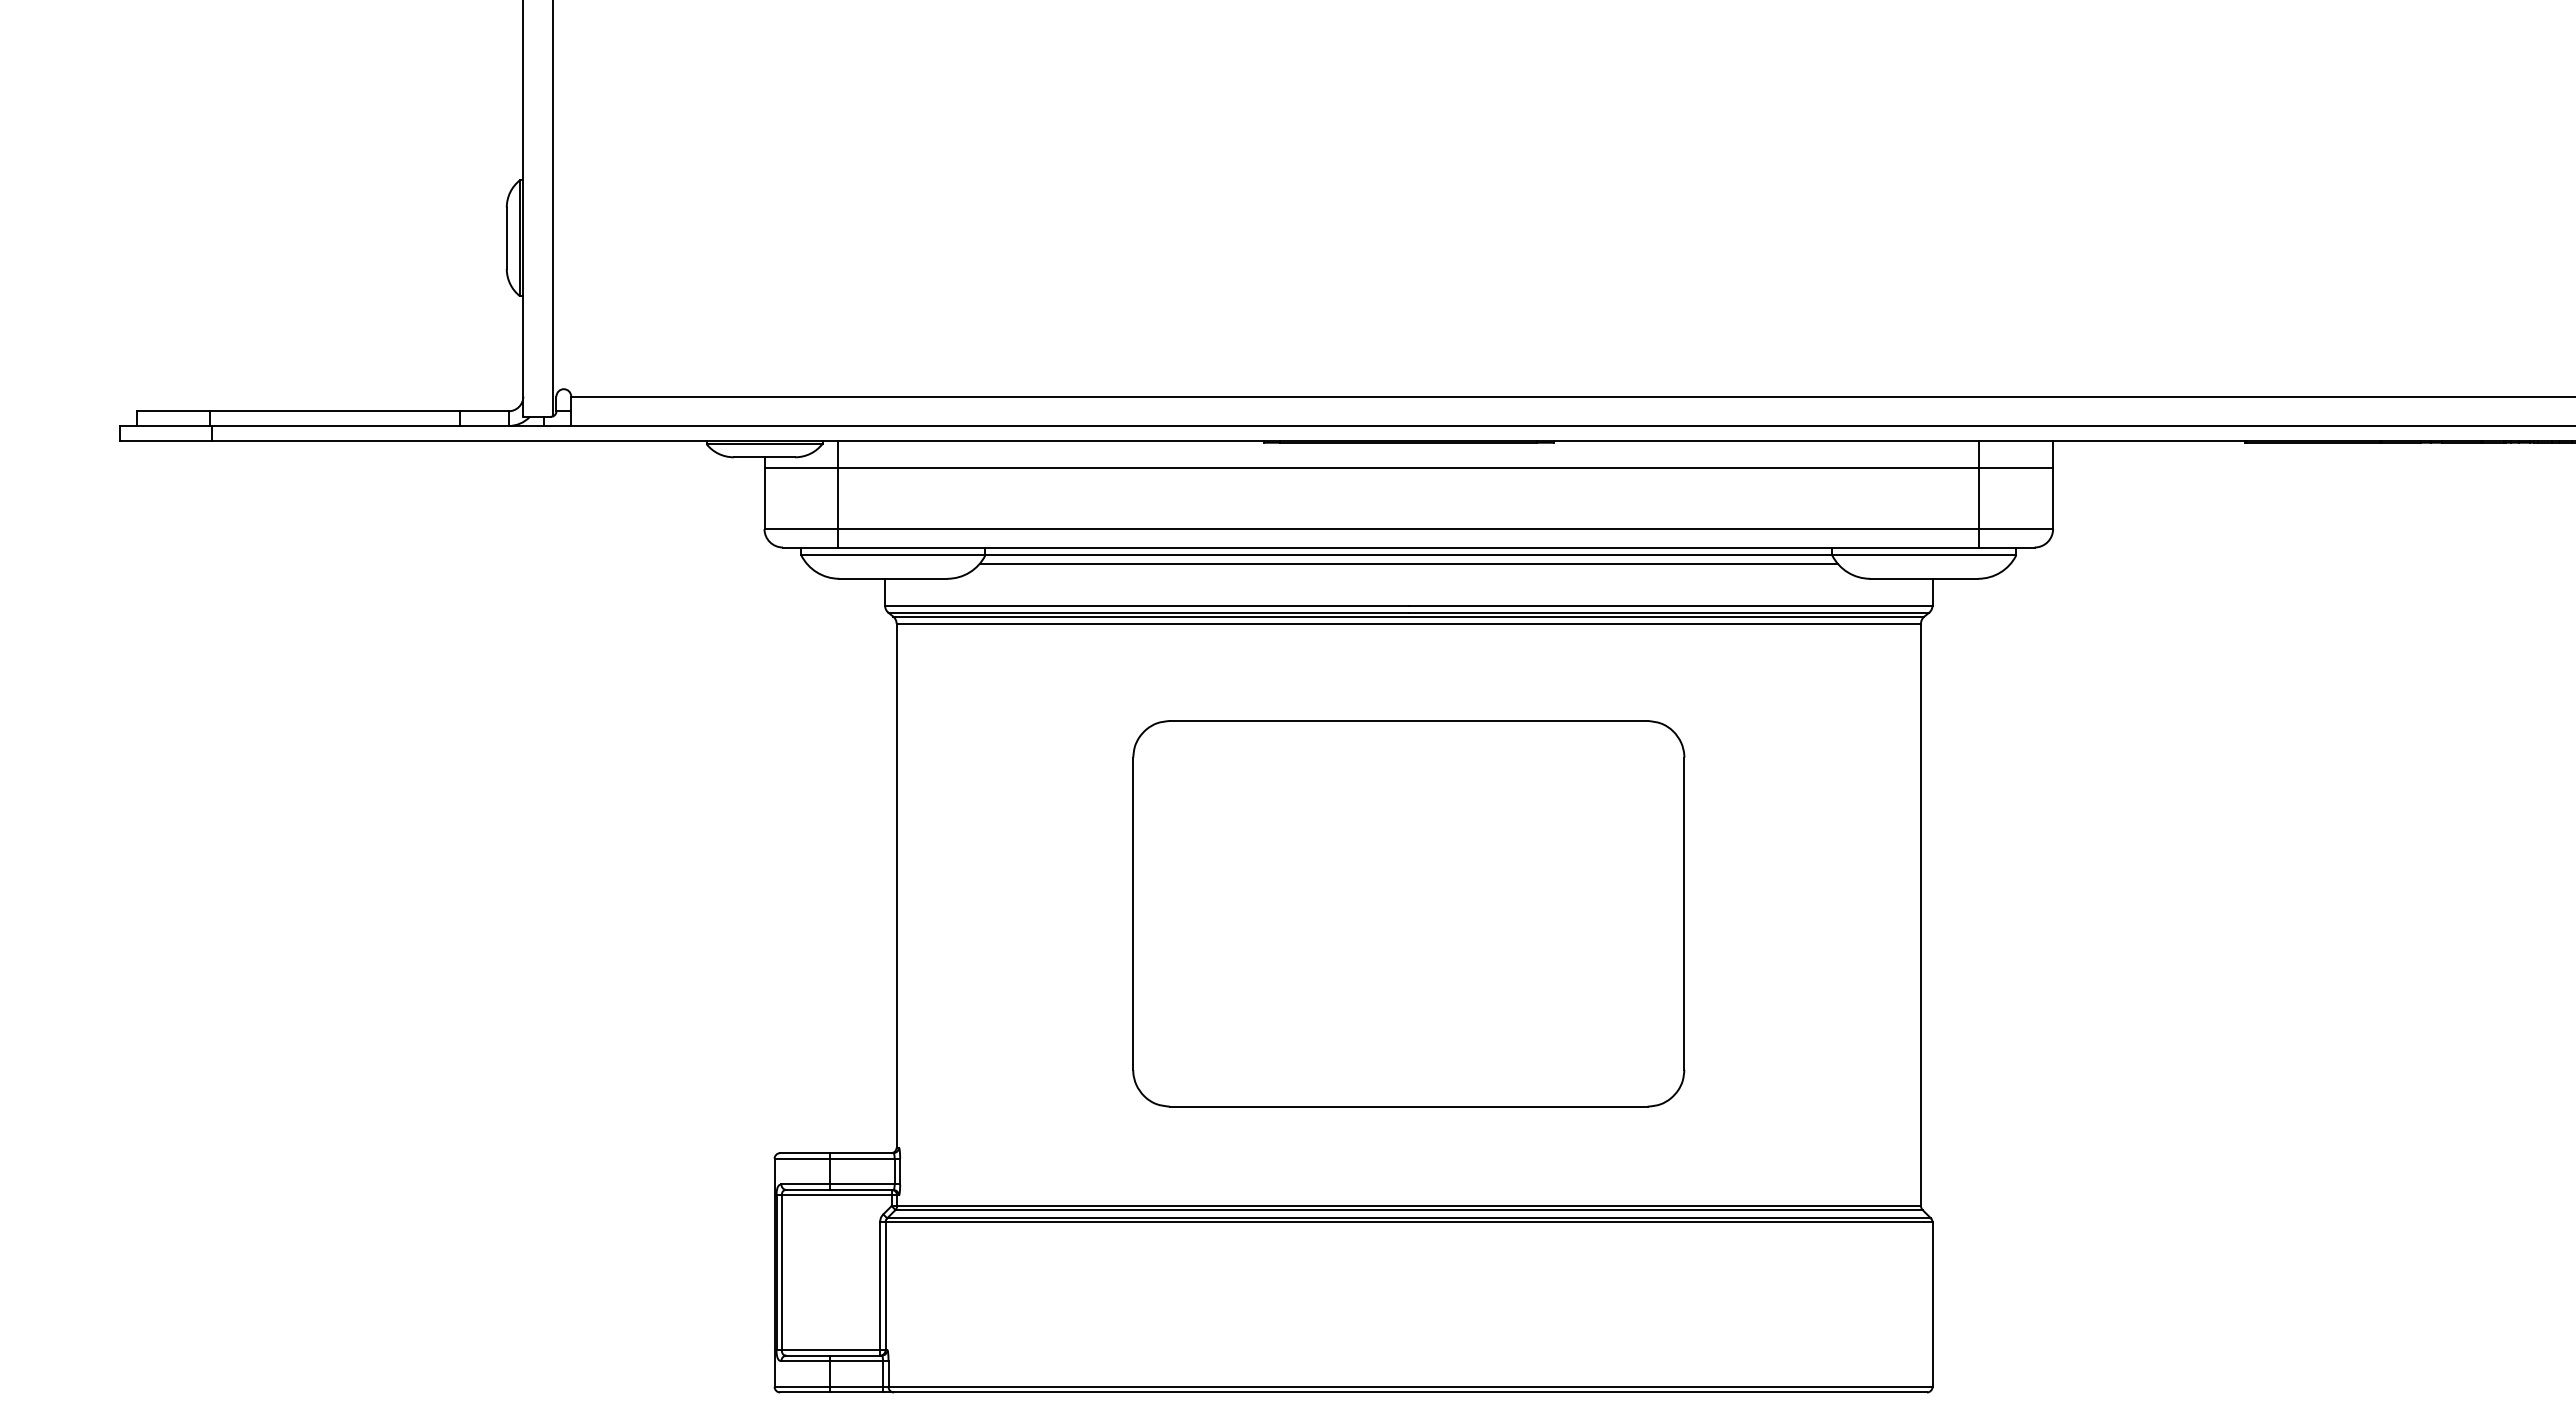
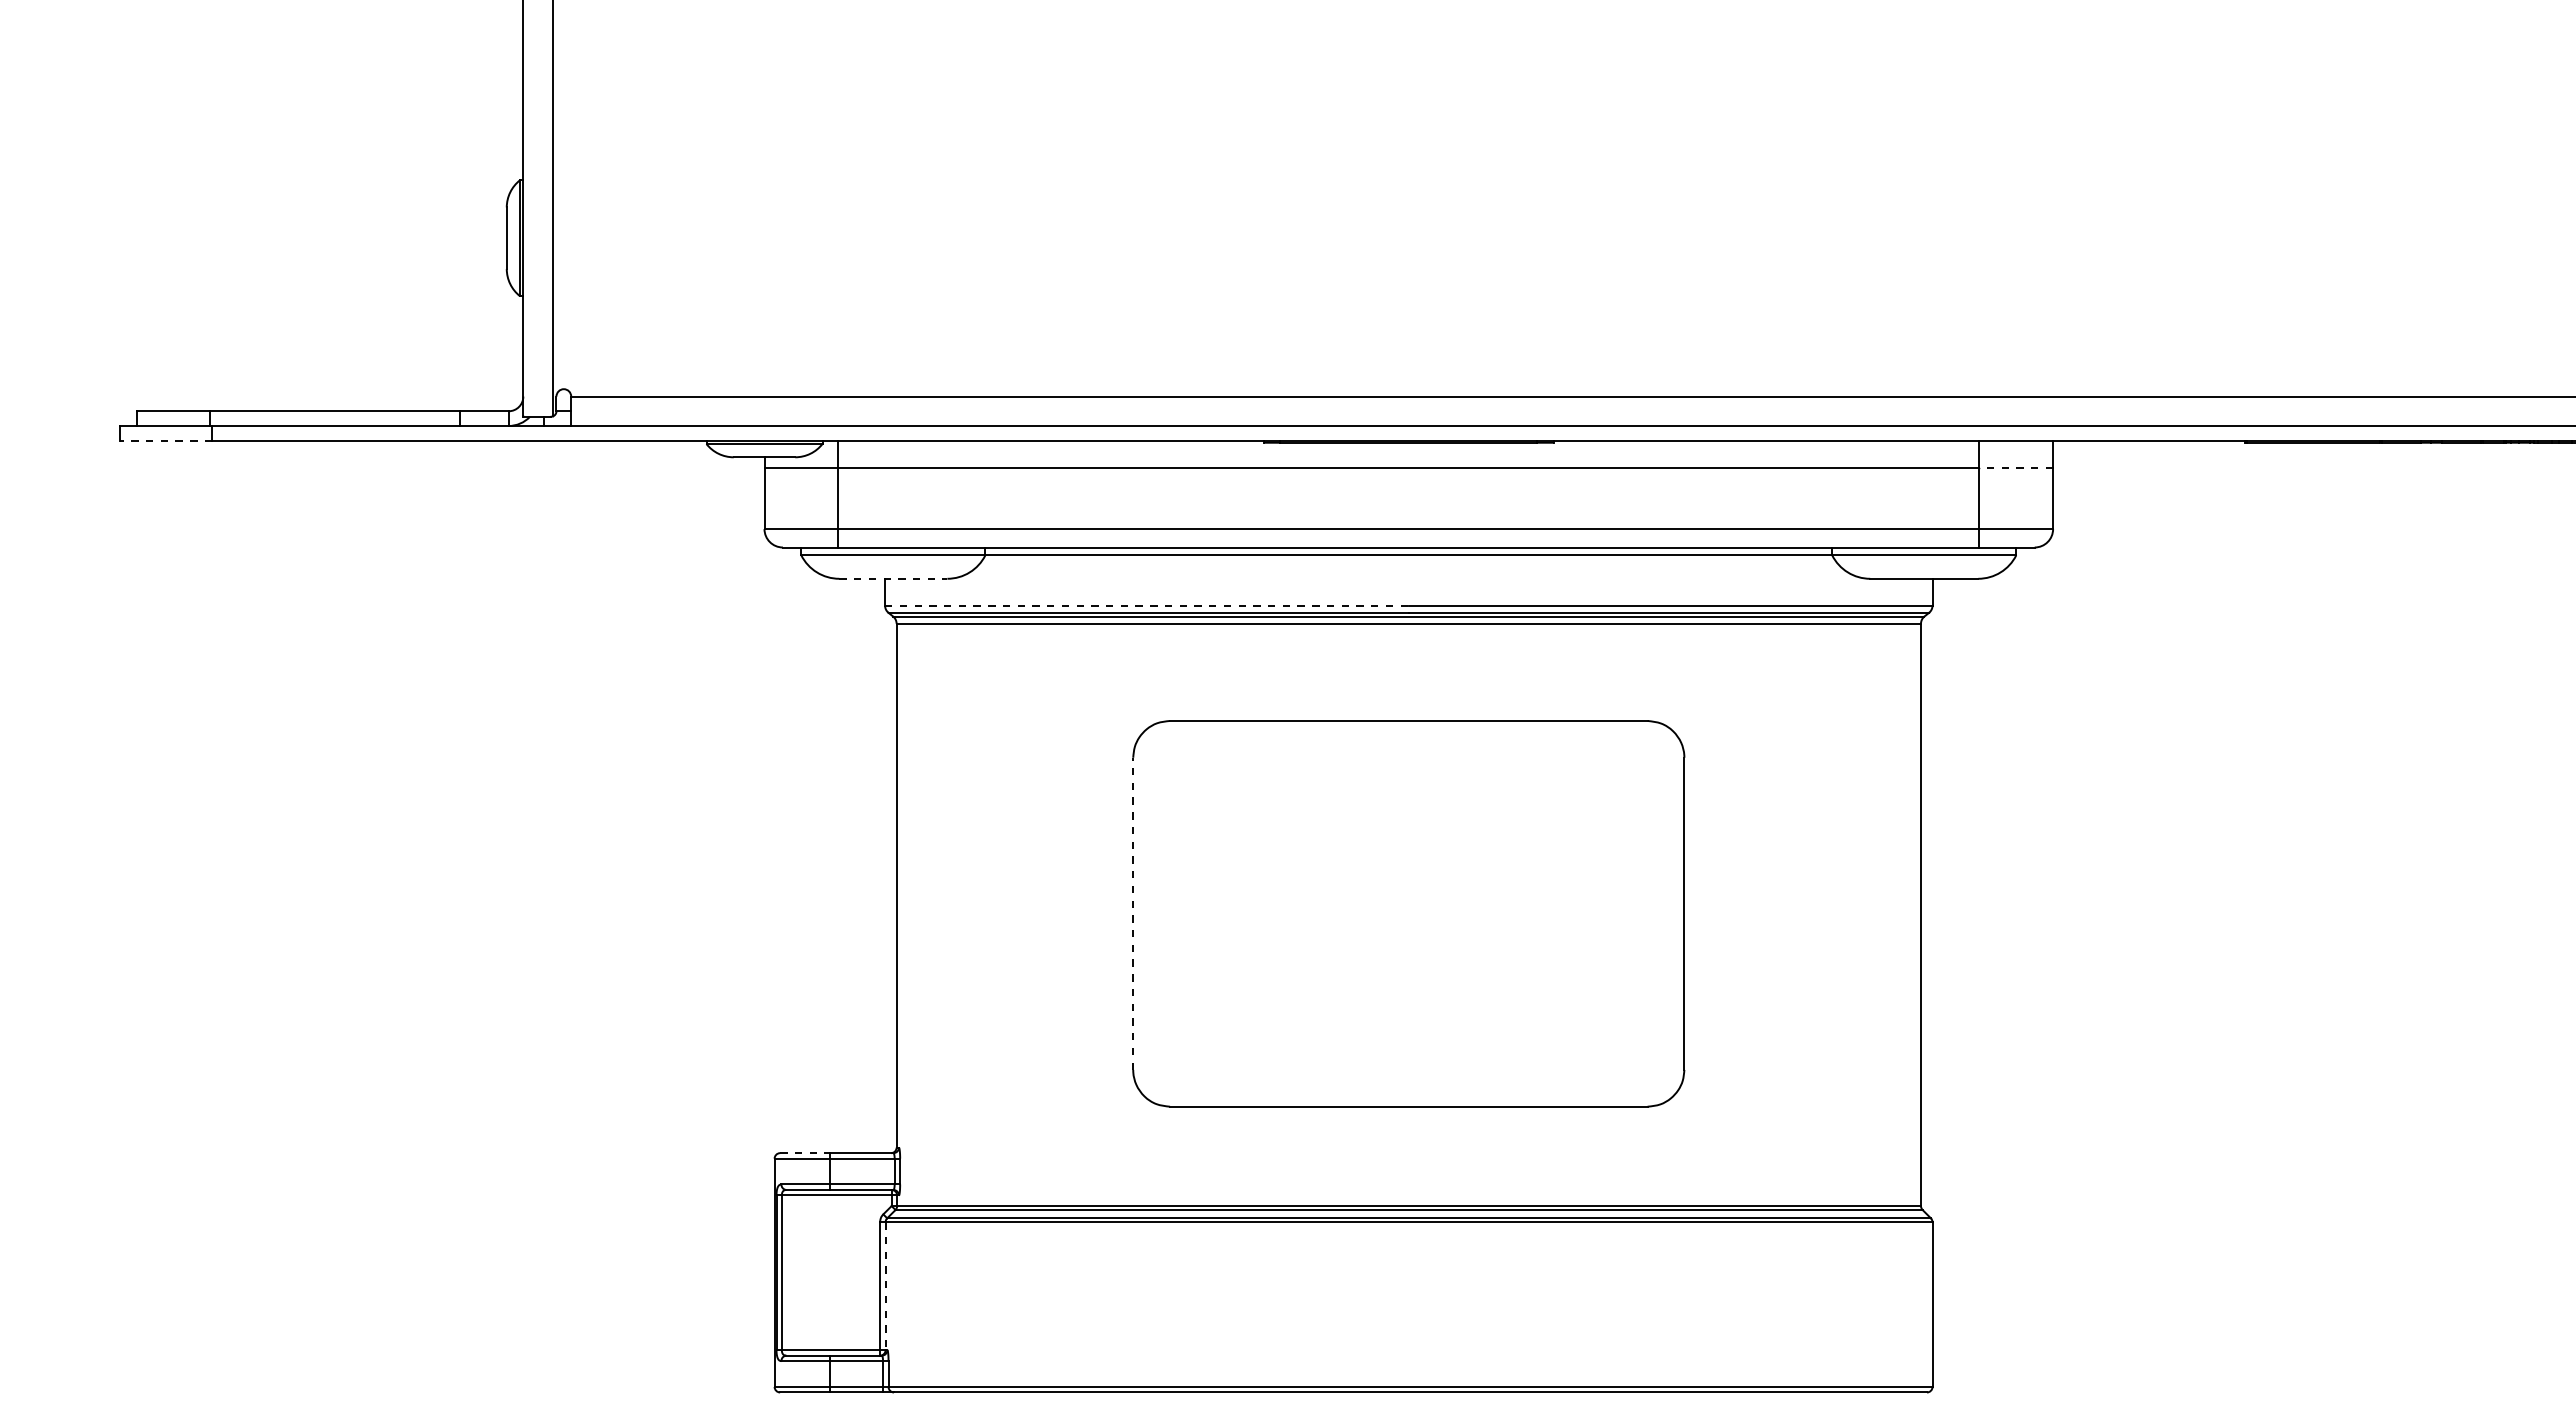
line: solid -> dashed (165, 440)
line: solid -> dashed (2016, 468)
line: present -> none (1408, 564)
line: solid -> dashed (893, 578)
line: solid -> dashed (1146, 605)
line: solid -> dashed (1133, 913)
line: solid -> dashed (805, 1153)
line: solid -> dashed (885, 1286)
